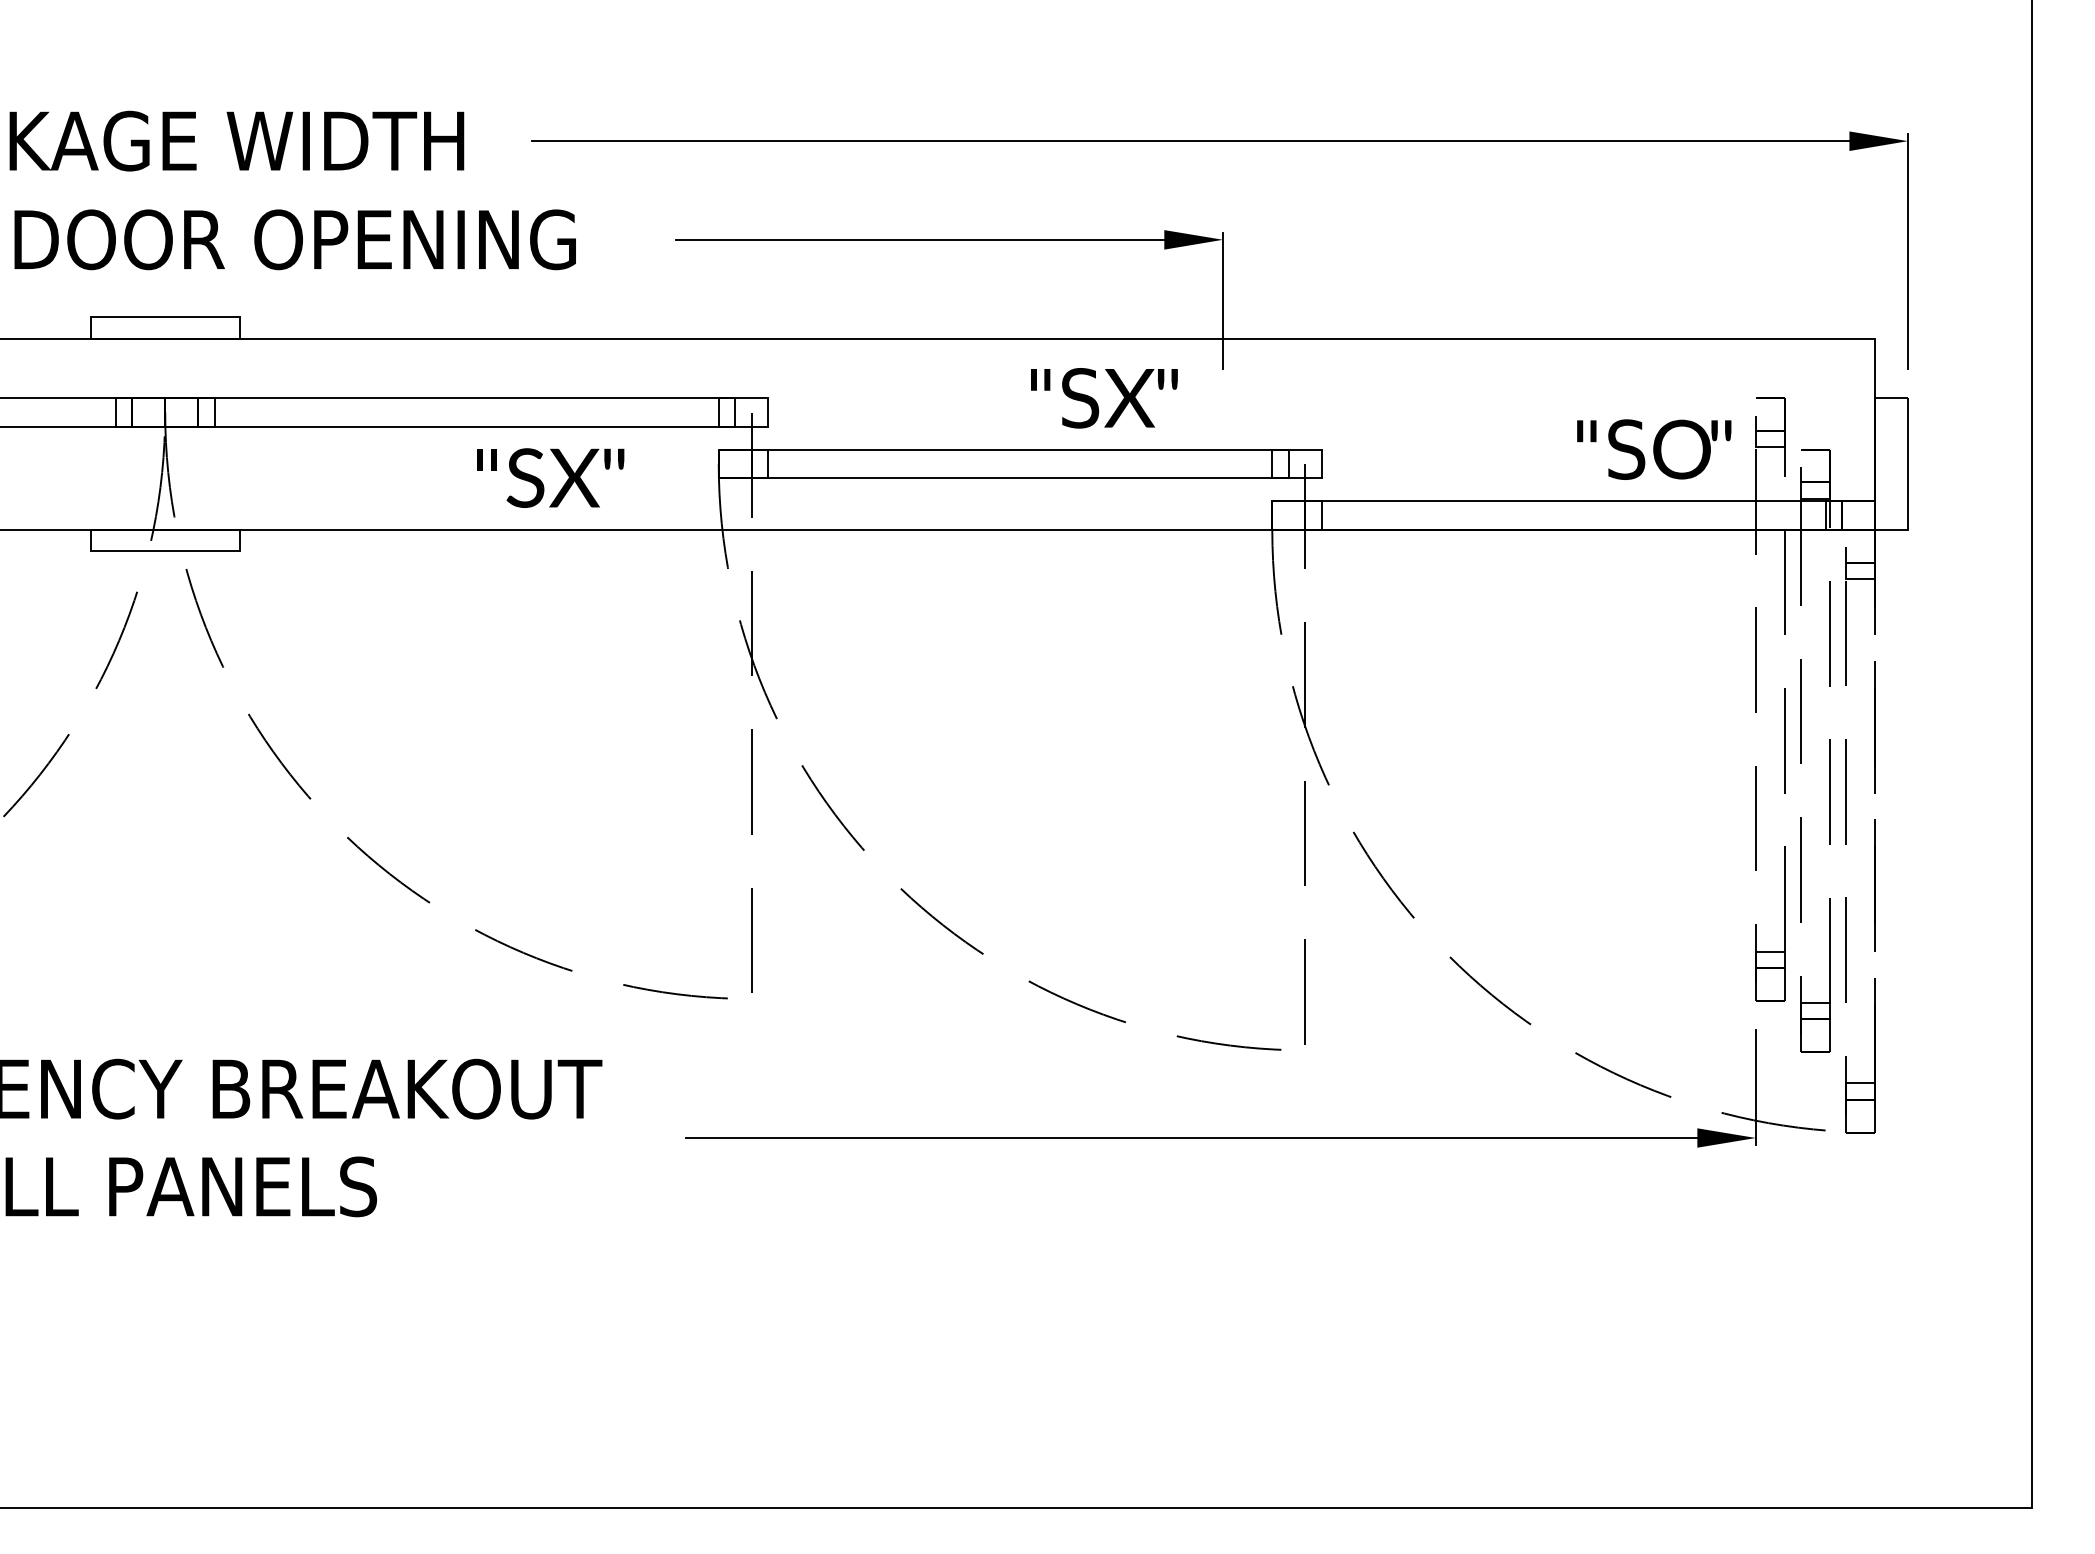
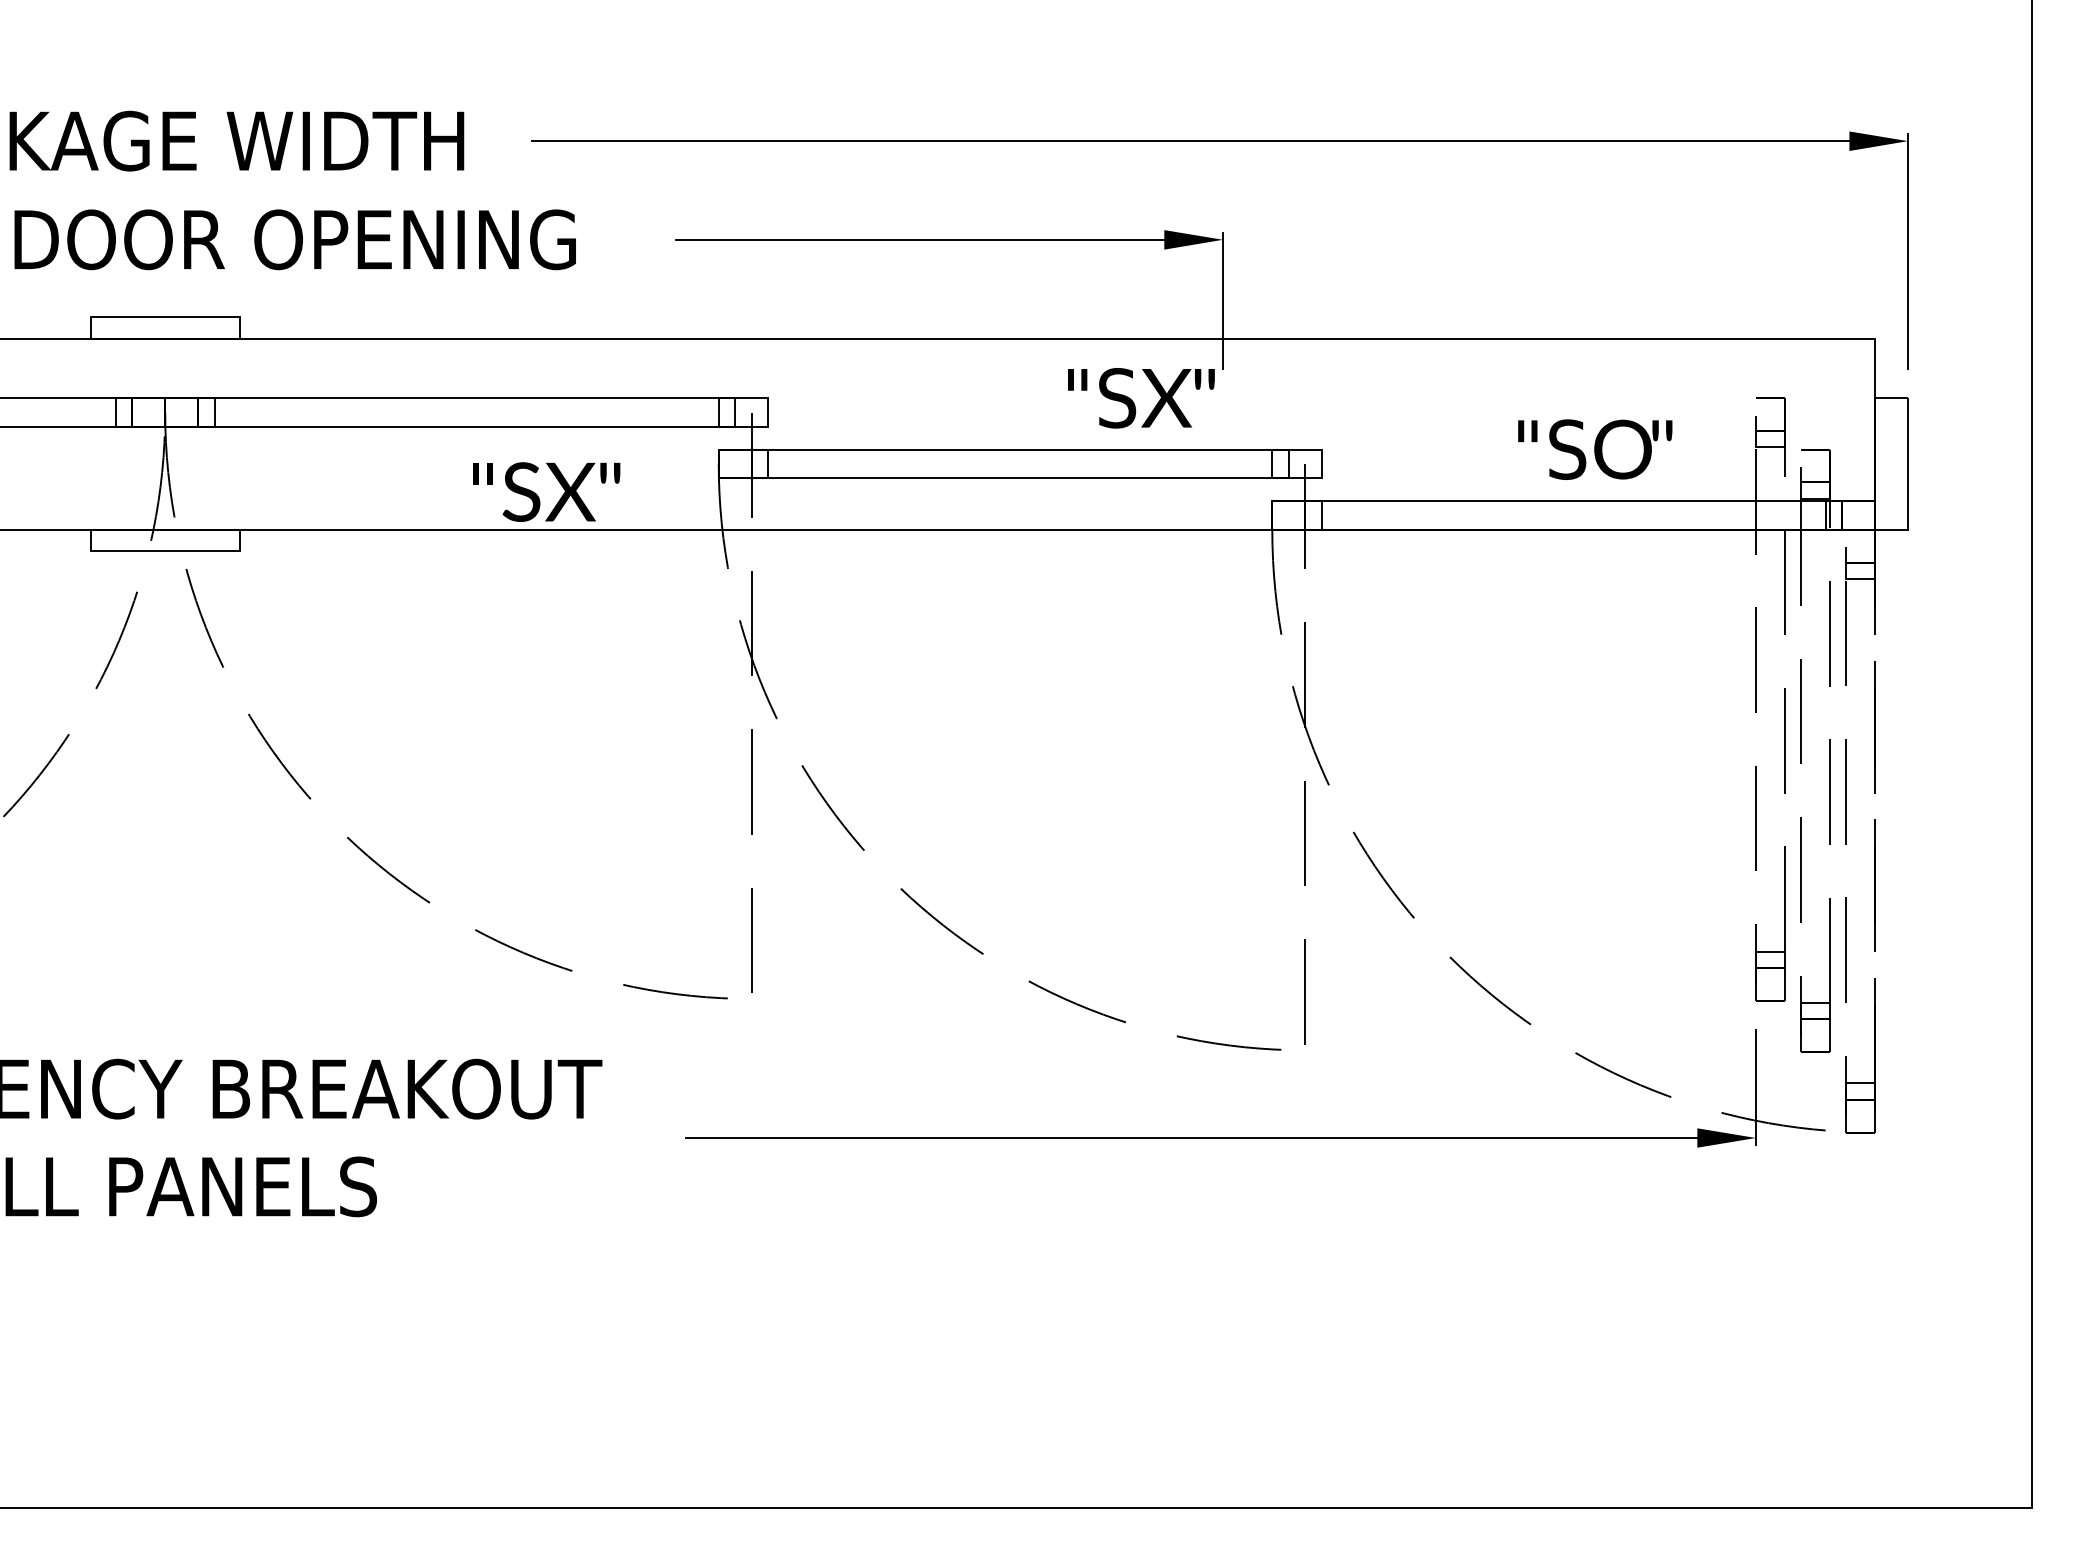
text position: (1104, 398) -> (1141, 398) (1141, 398)
text position: (1654, 449) -> (1595, 449) (1595, 449)
text position: (550, 477) -> (546, 491) (546, 491)
